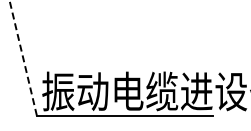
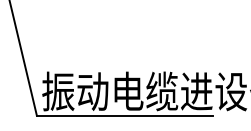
line: dashed -> solid (23, 57)
